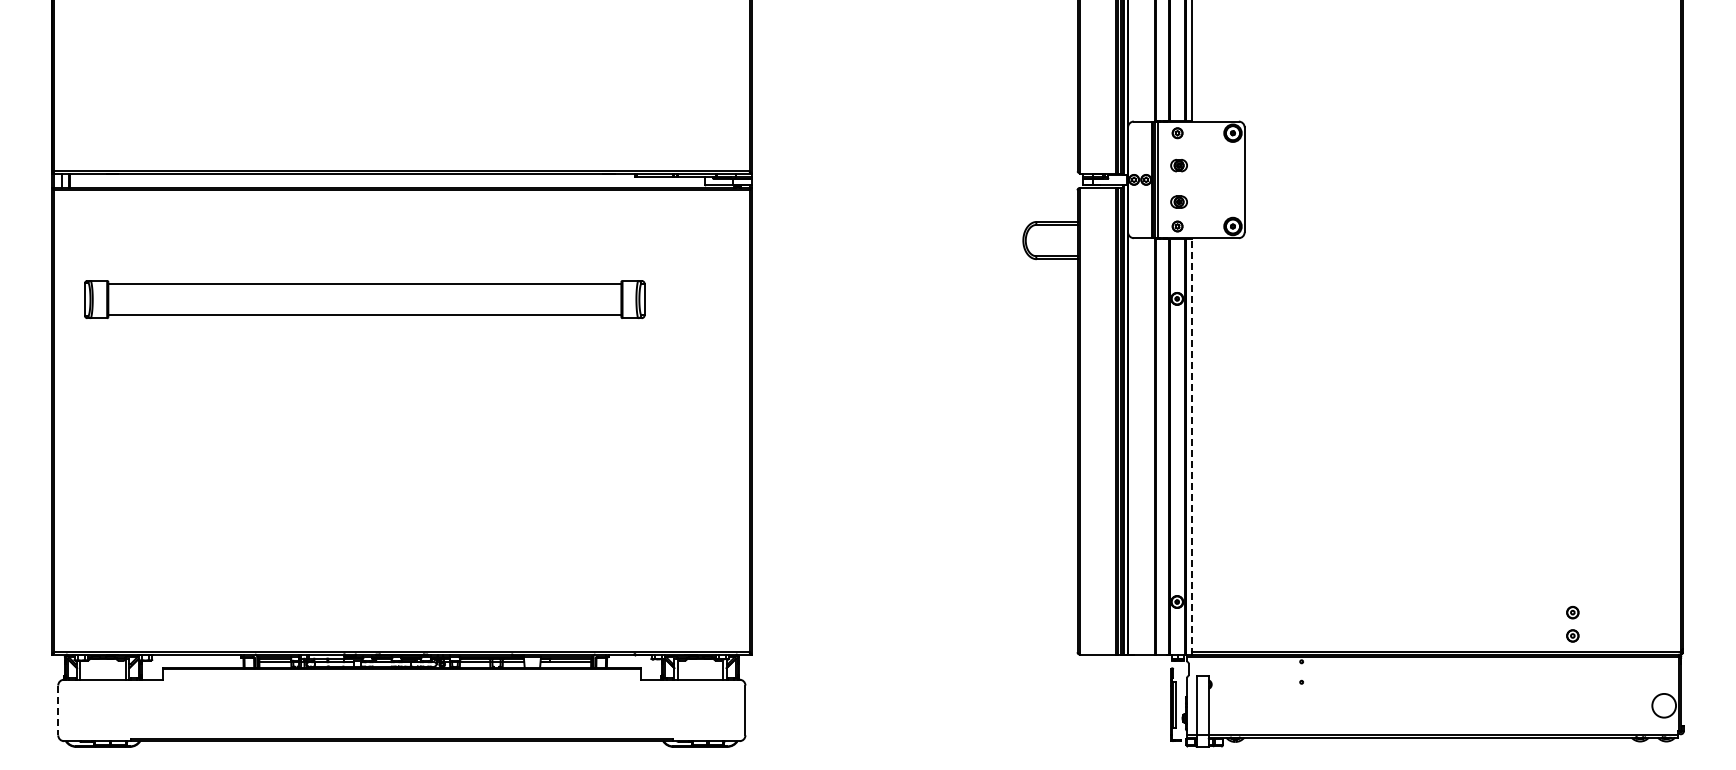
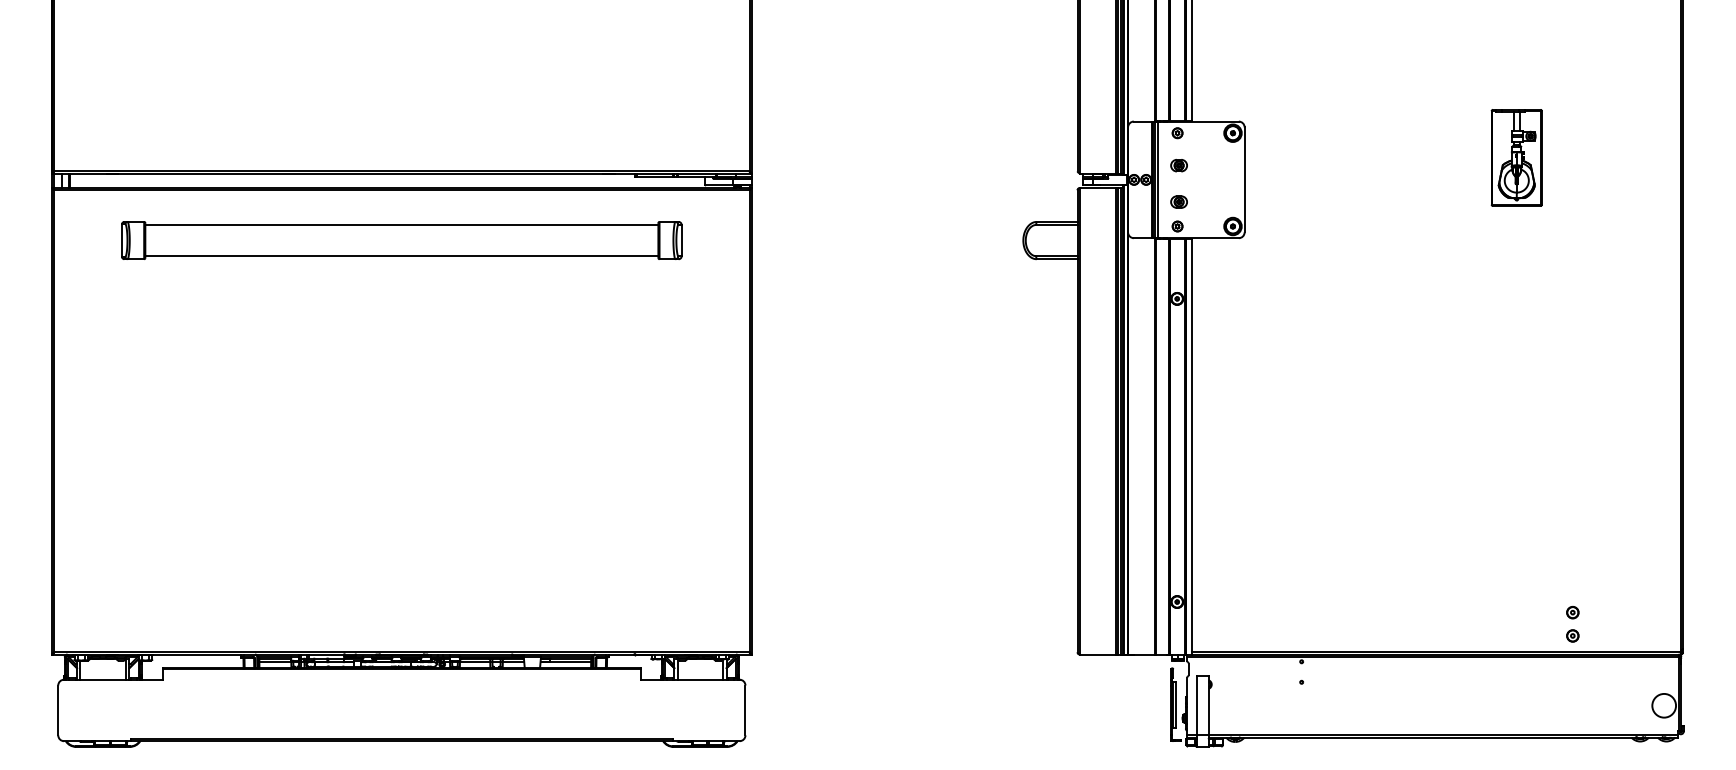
part: none -> present (1516, 157)
part position: (364, 299) -> (401, 240) (401, 240)
line: dashed -> solid (1192, 446)
line: dashed -> solid (58, 710)
